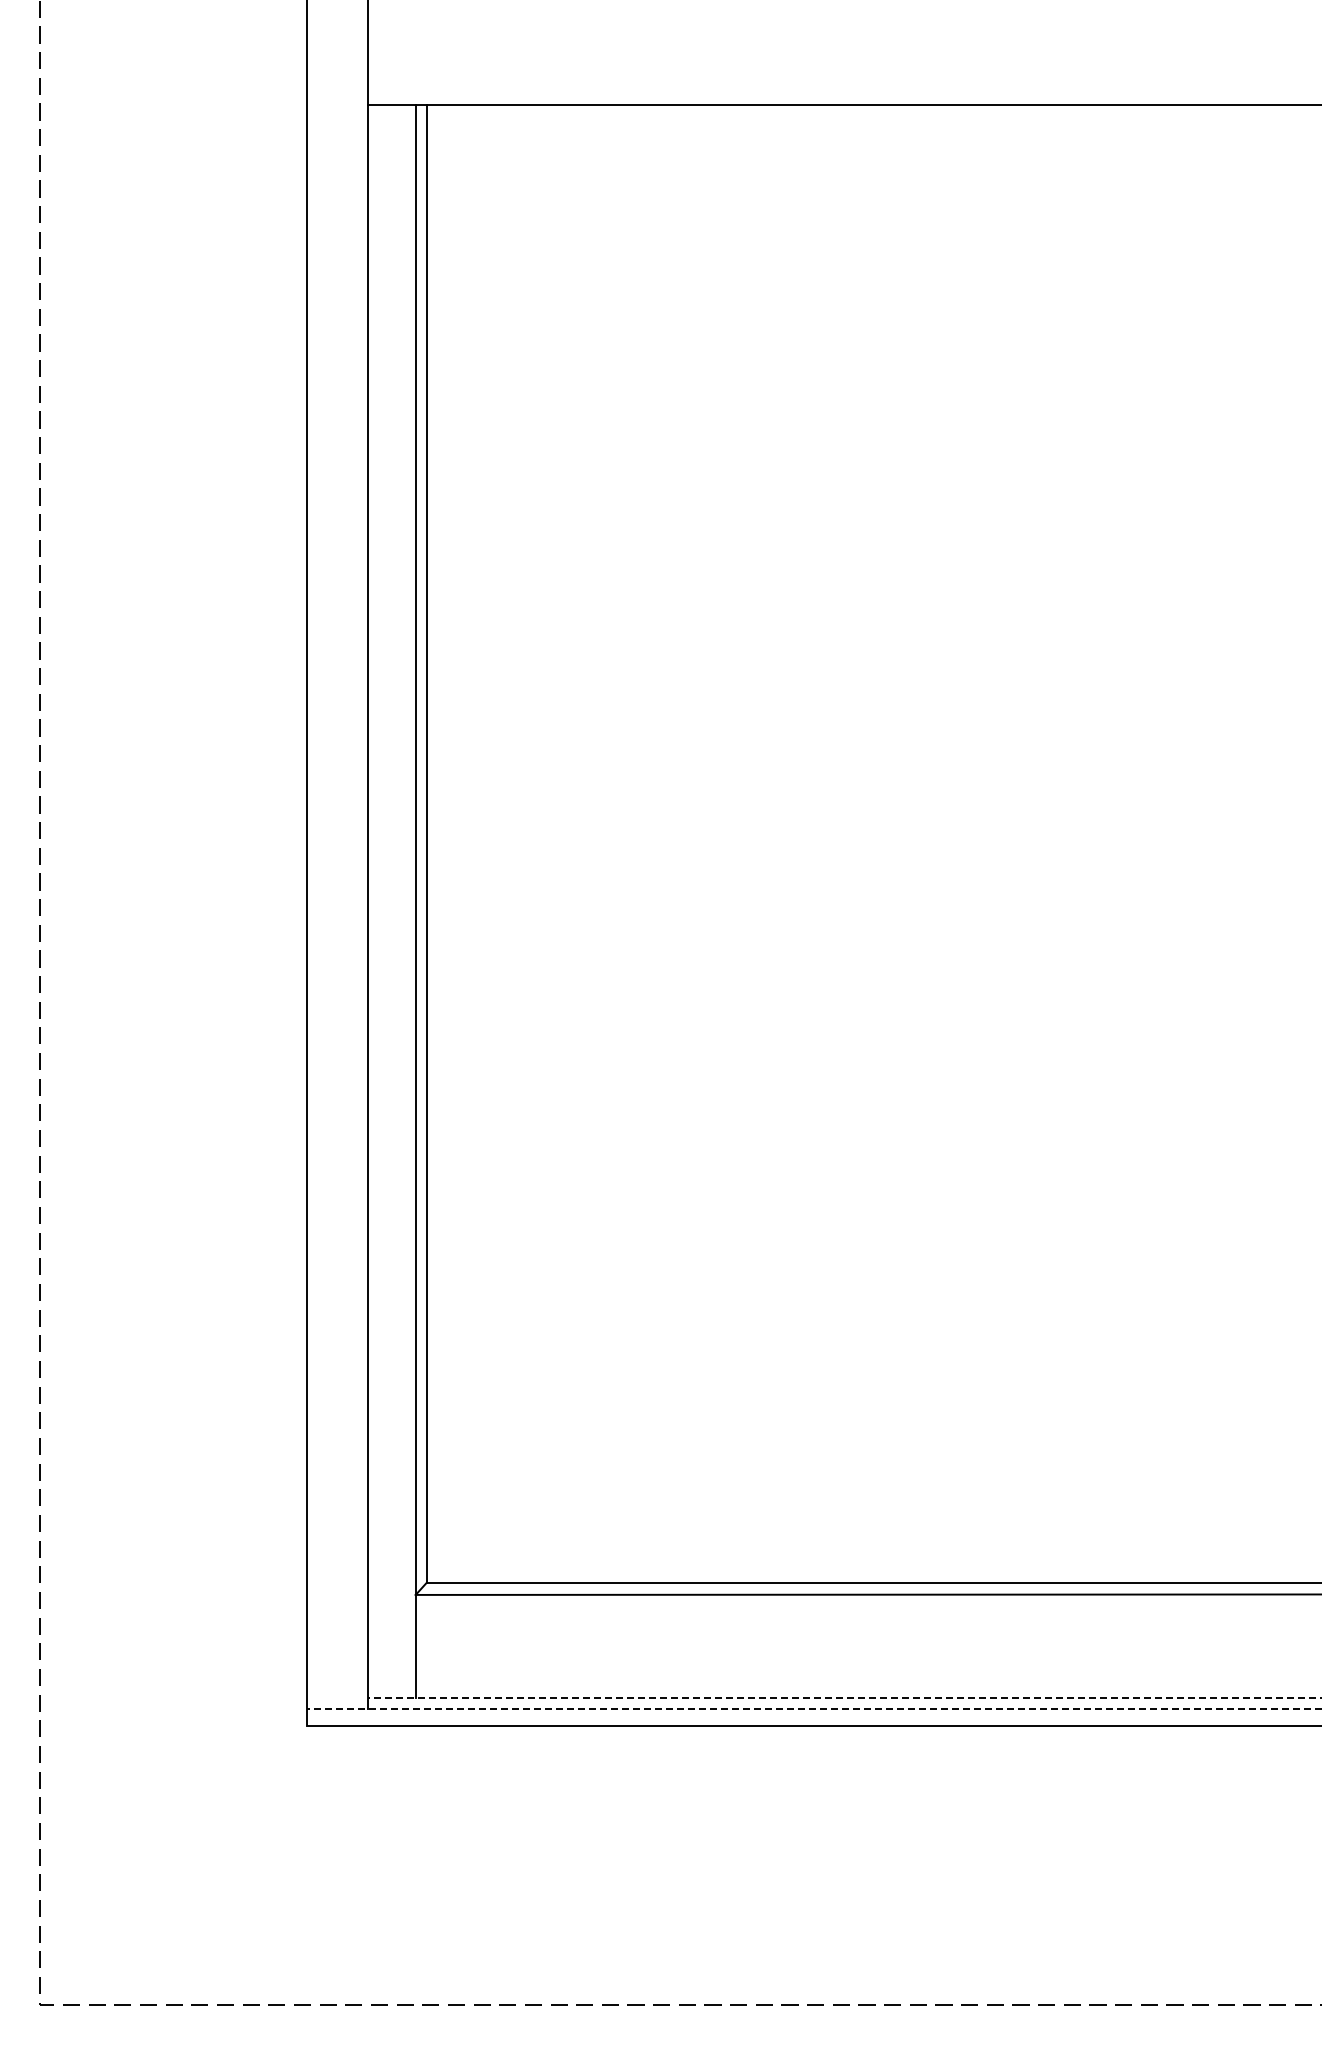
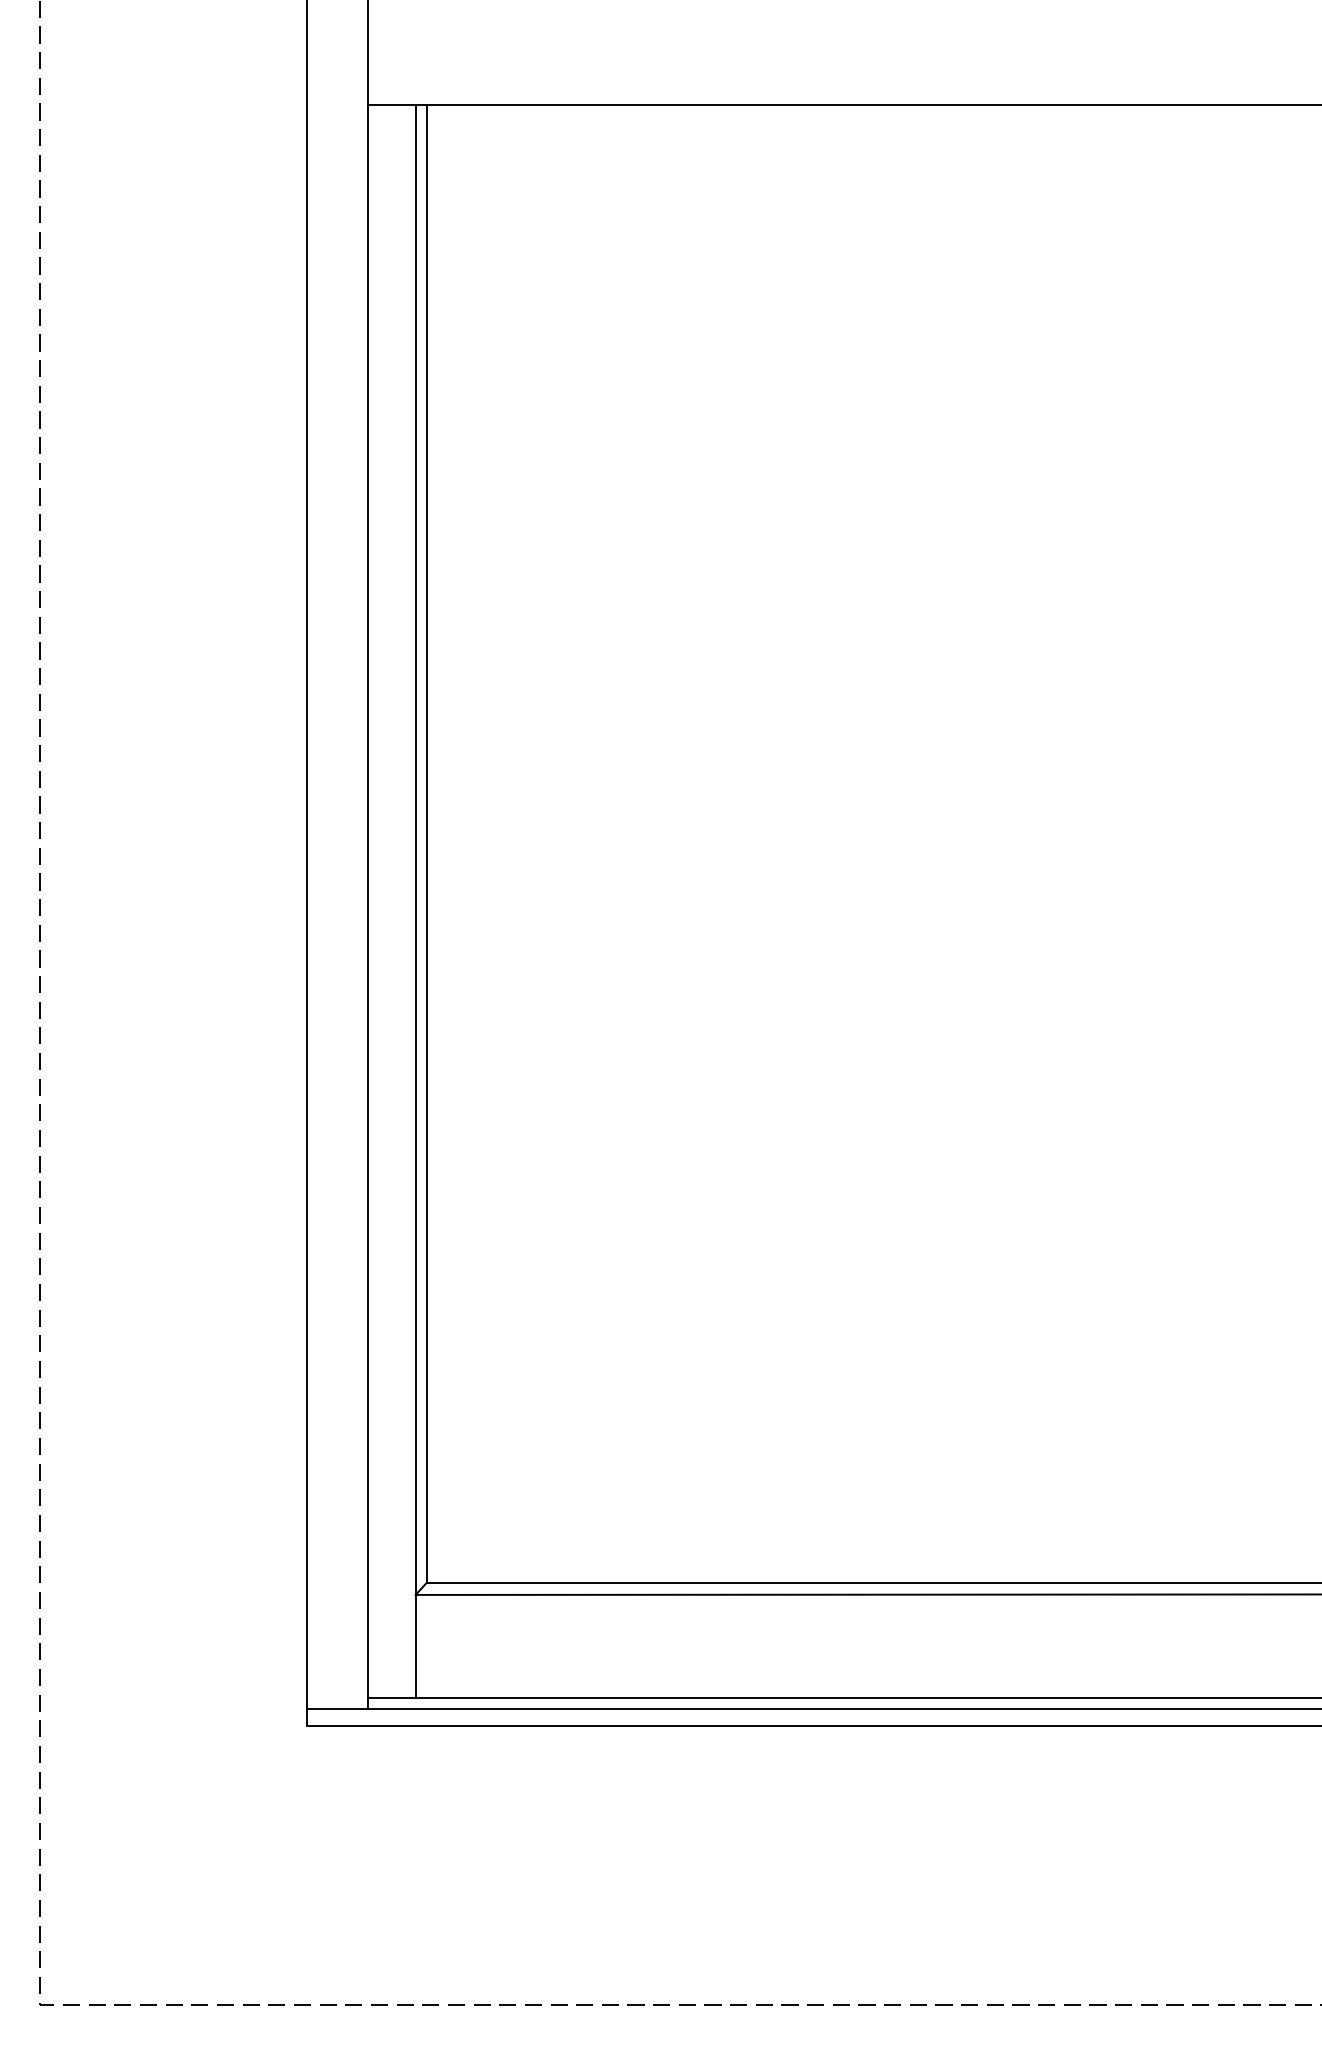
line: dashed -> solid (844, 1698)
line: dashed -> solid (813, 1708)
